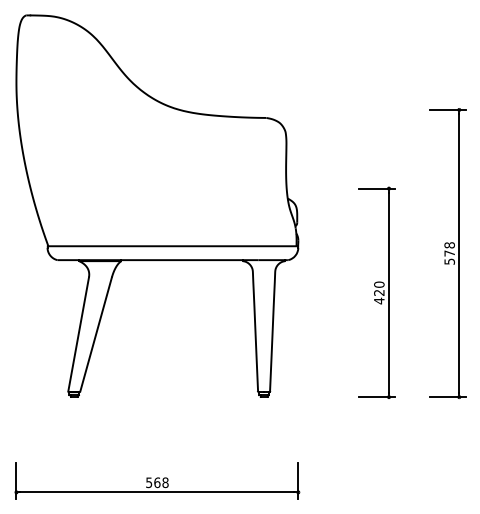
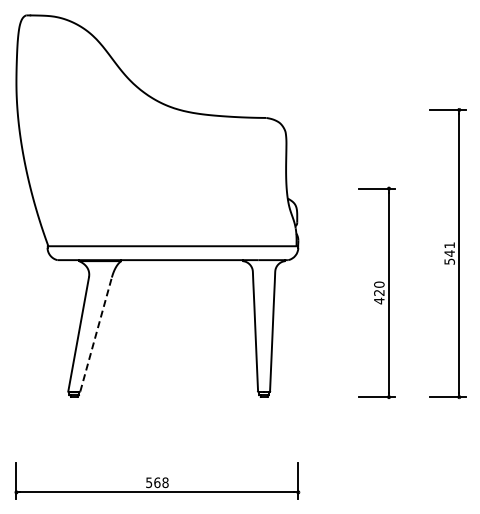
text: 578 -> 541 (449, 249)
line: solid -> dashed (96, 334)
